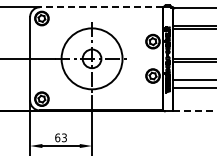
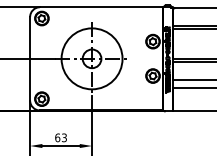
line: dashed -> solid (100, 7)
line: dashed -> solid (194, 111)
